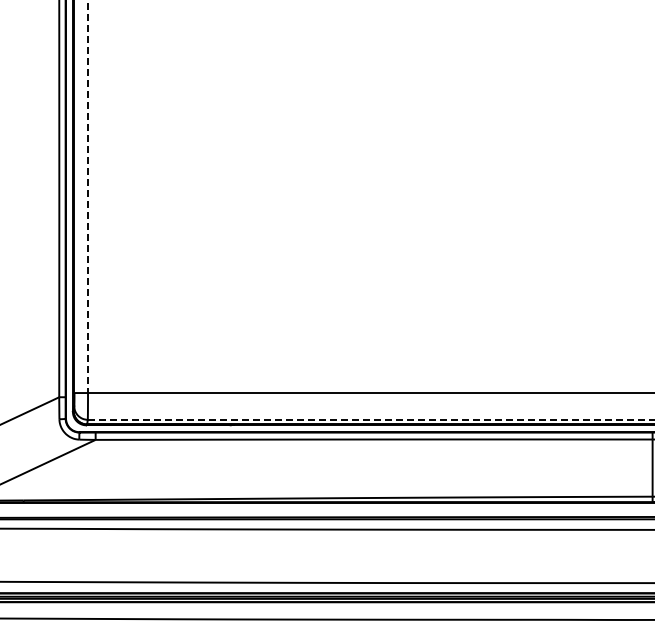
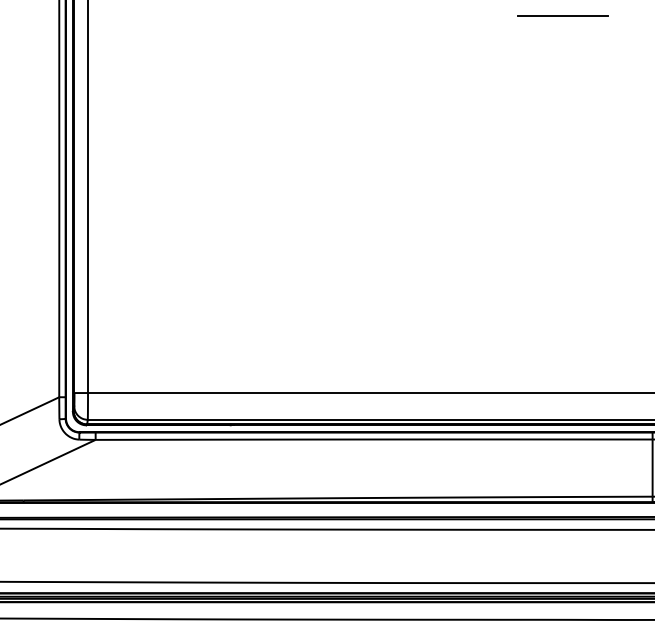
line: none -> present (562, 16)
line: dashed -> solid (88, 197)
line: dashed -> solid (371, 419)
